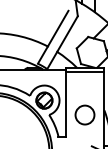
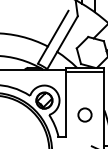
circle size: 22x22 px -> 16x16 px (84, 114)
